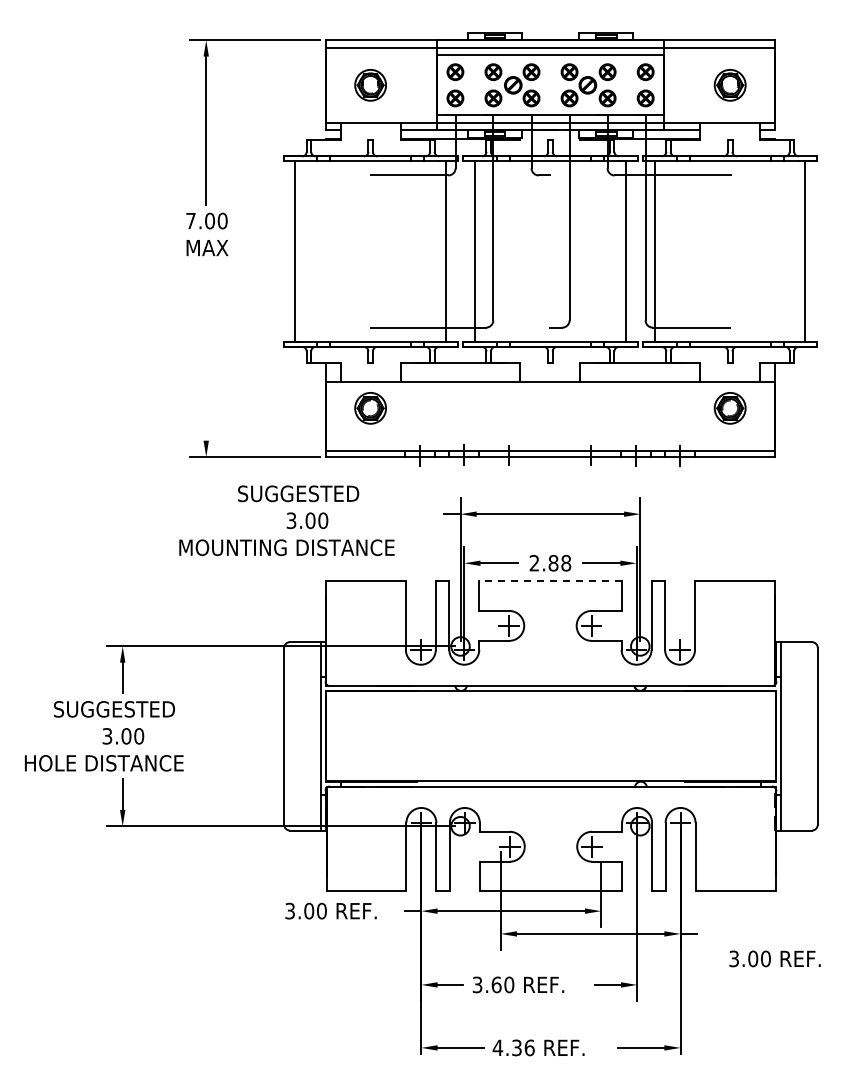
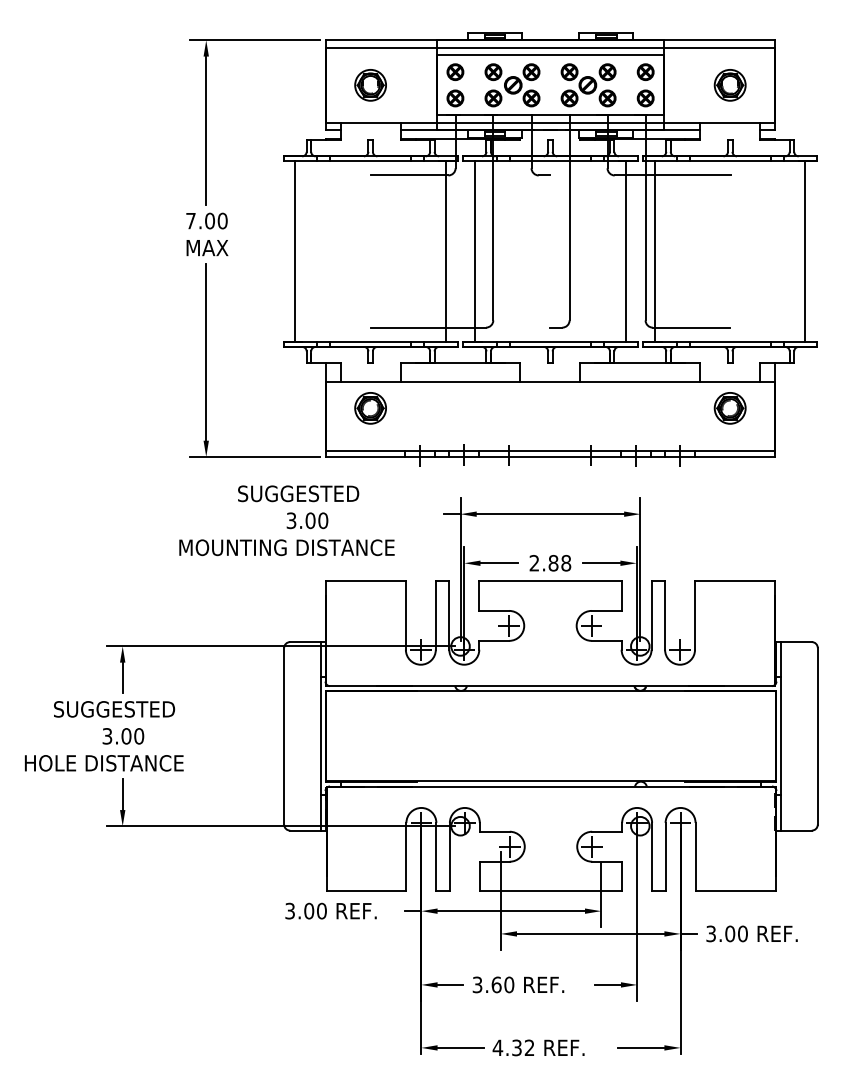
line: none -> present (206, 352)
line: dashed -> solid (549, 581)
text position: (774, 958) -> (751, 933) (751, 933)
text: 4.36 -> 4.32 (529, 1047)
